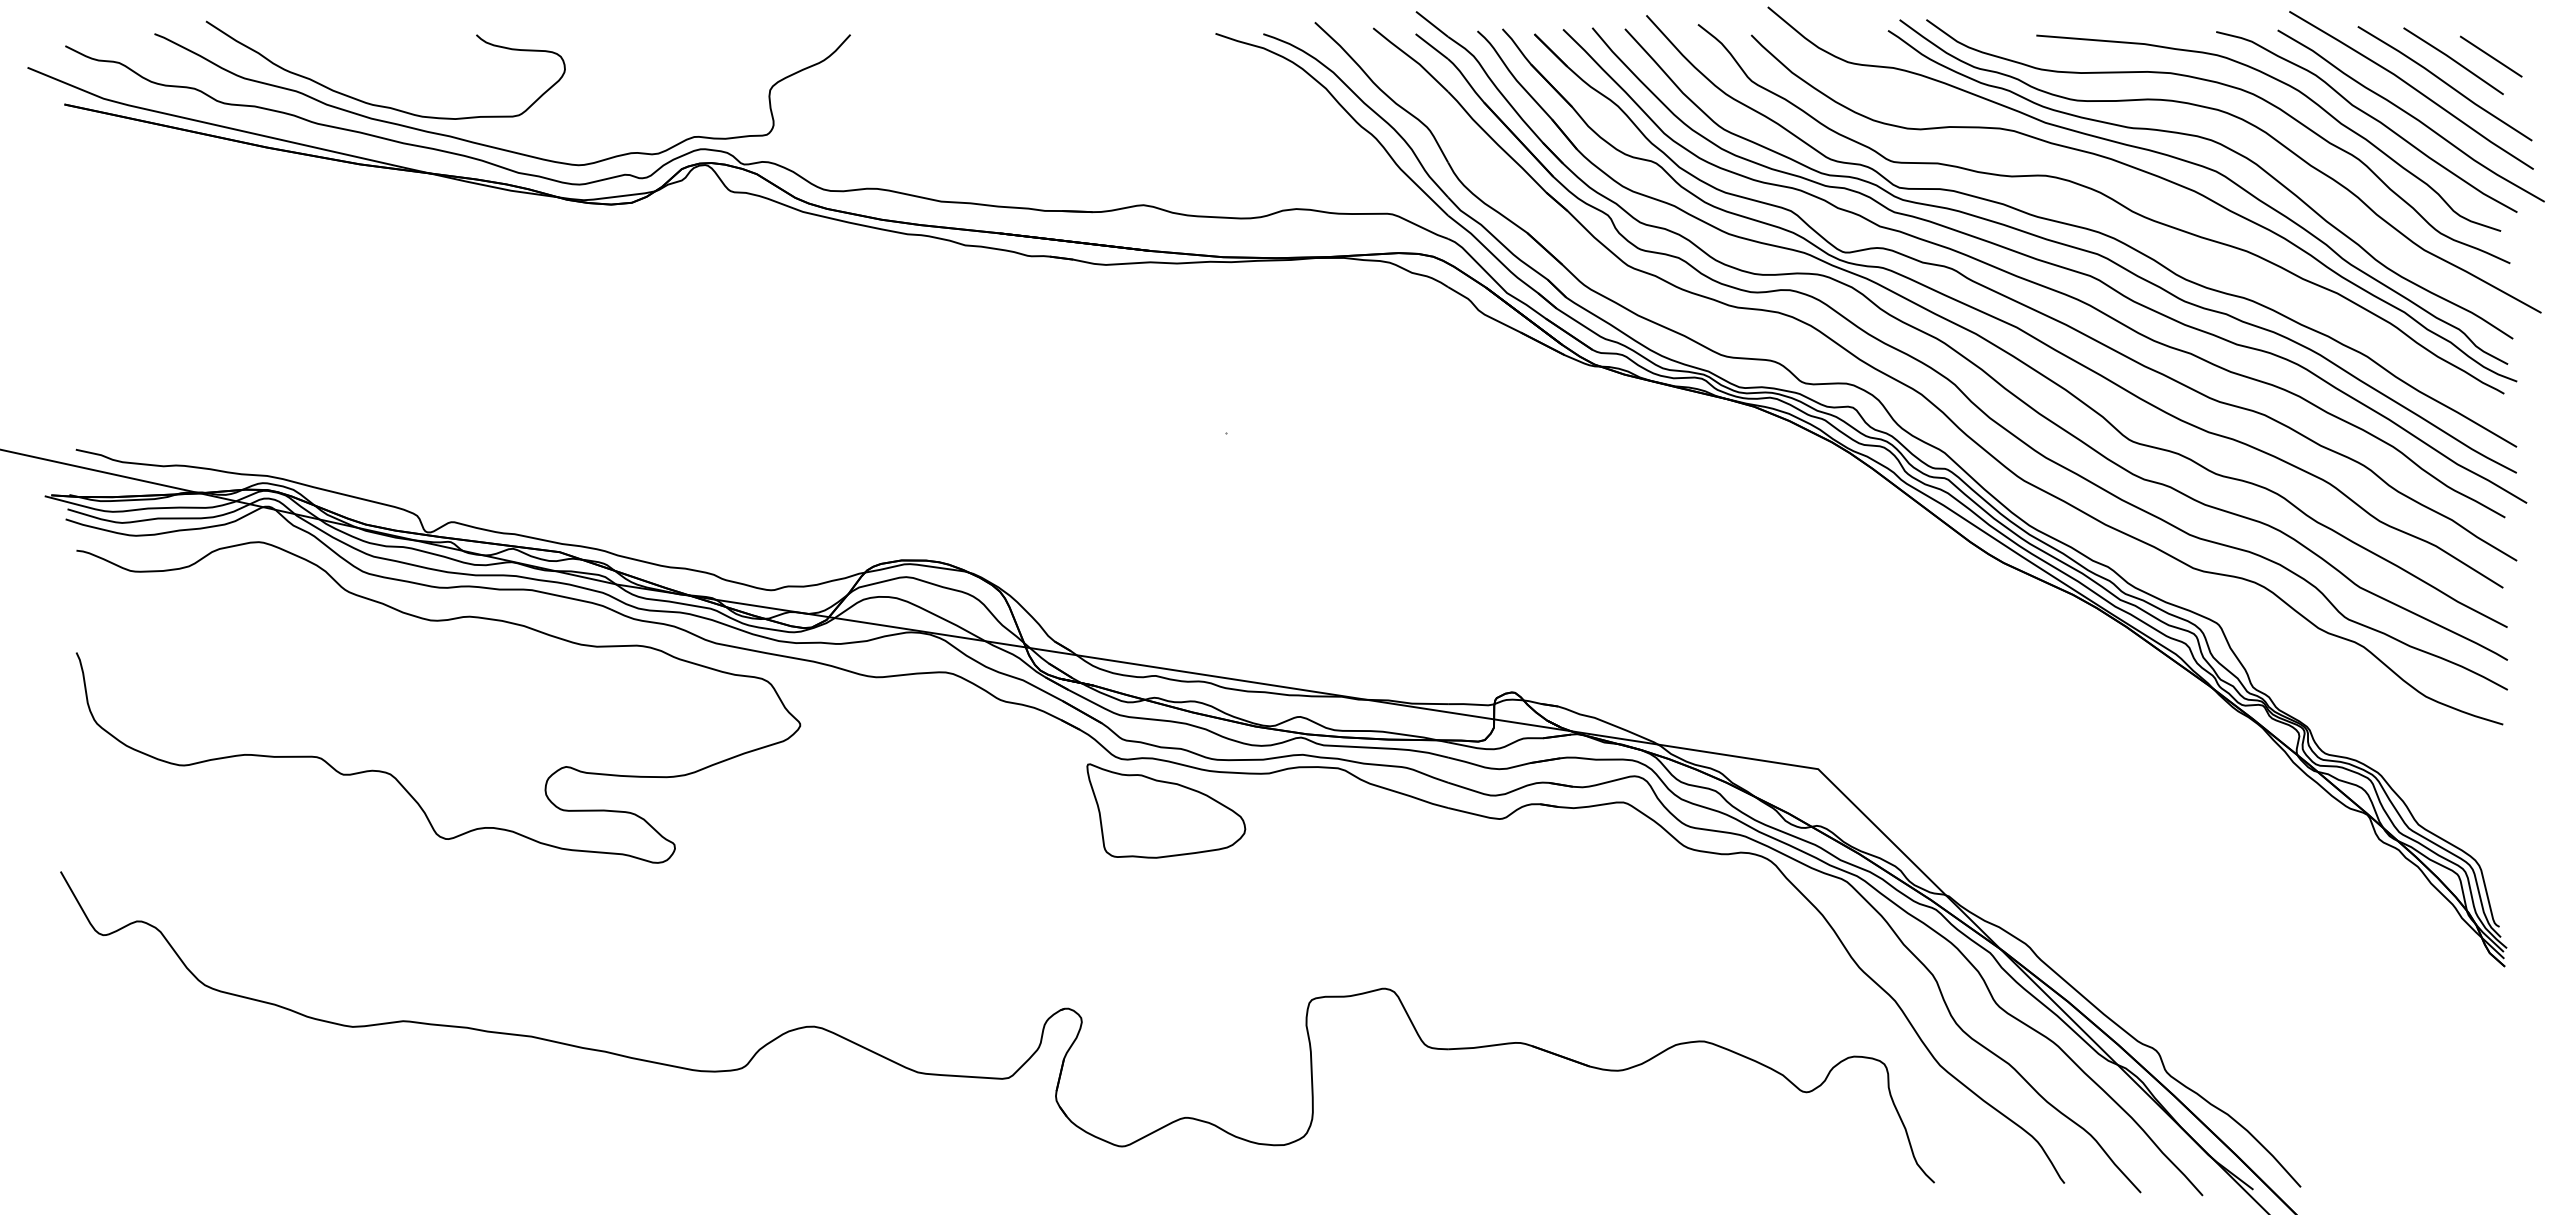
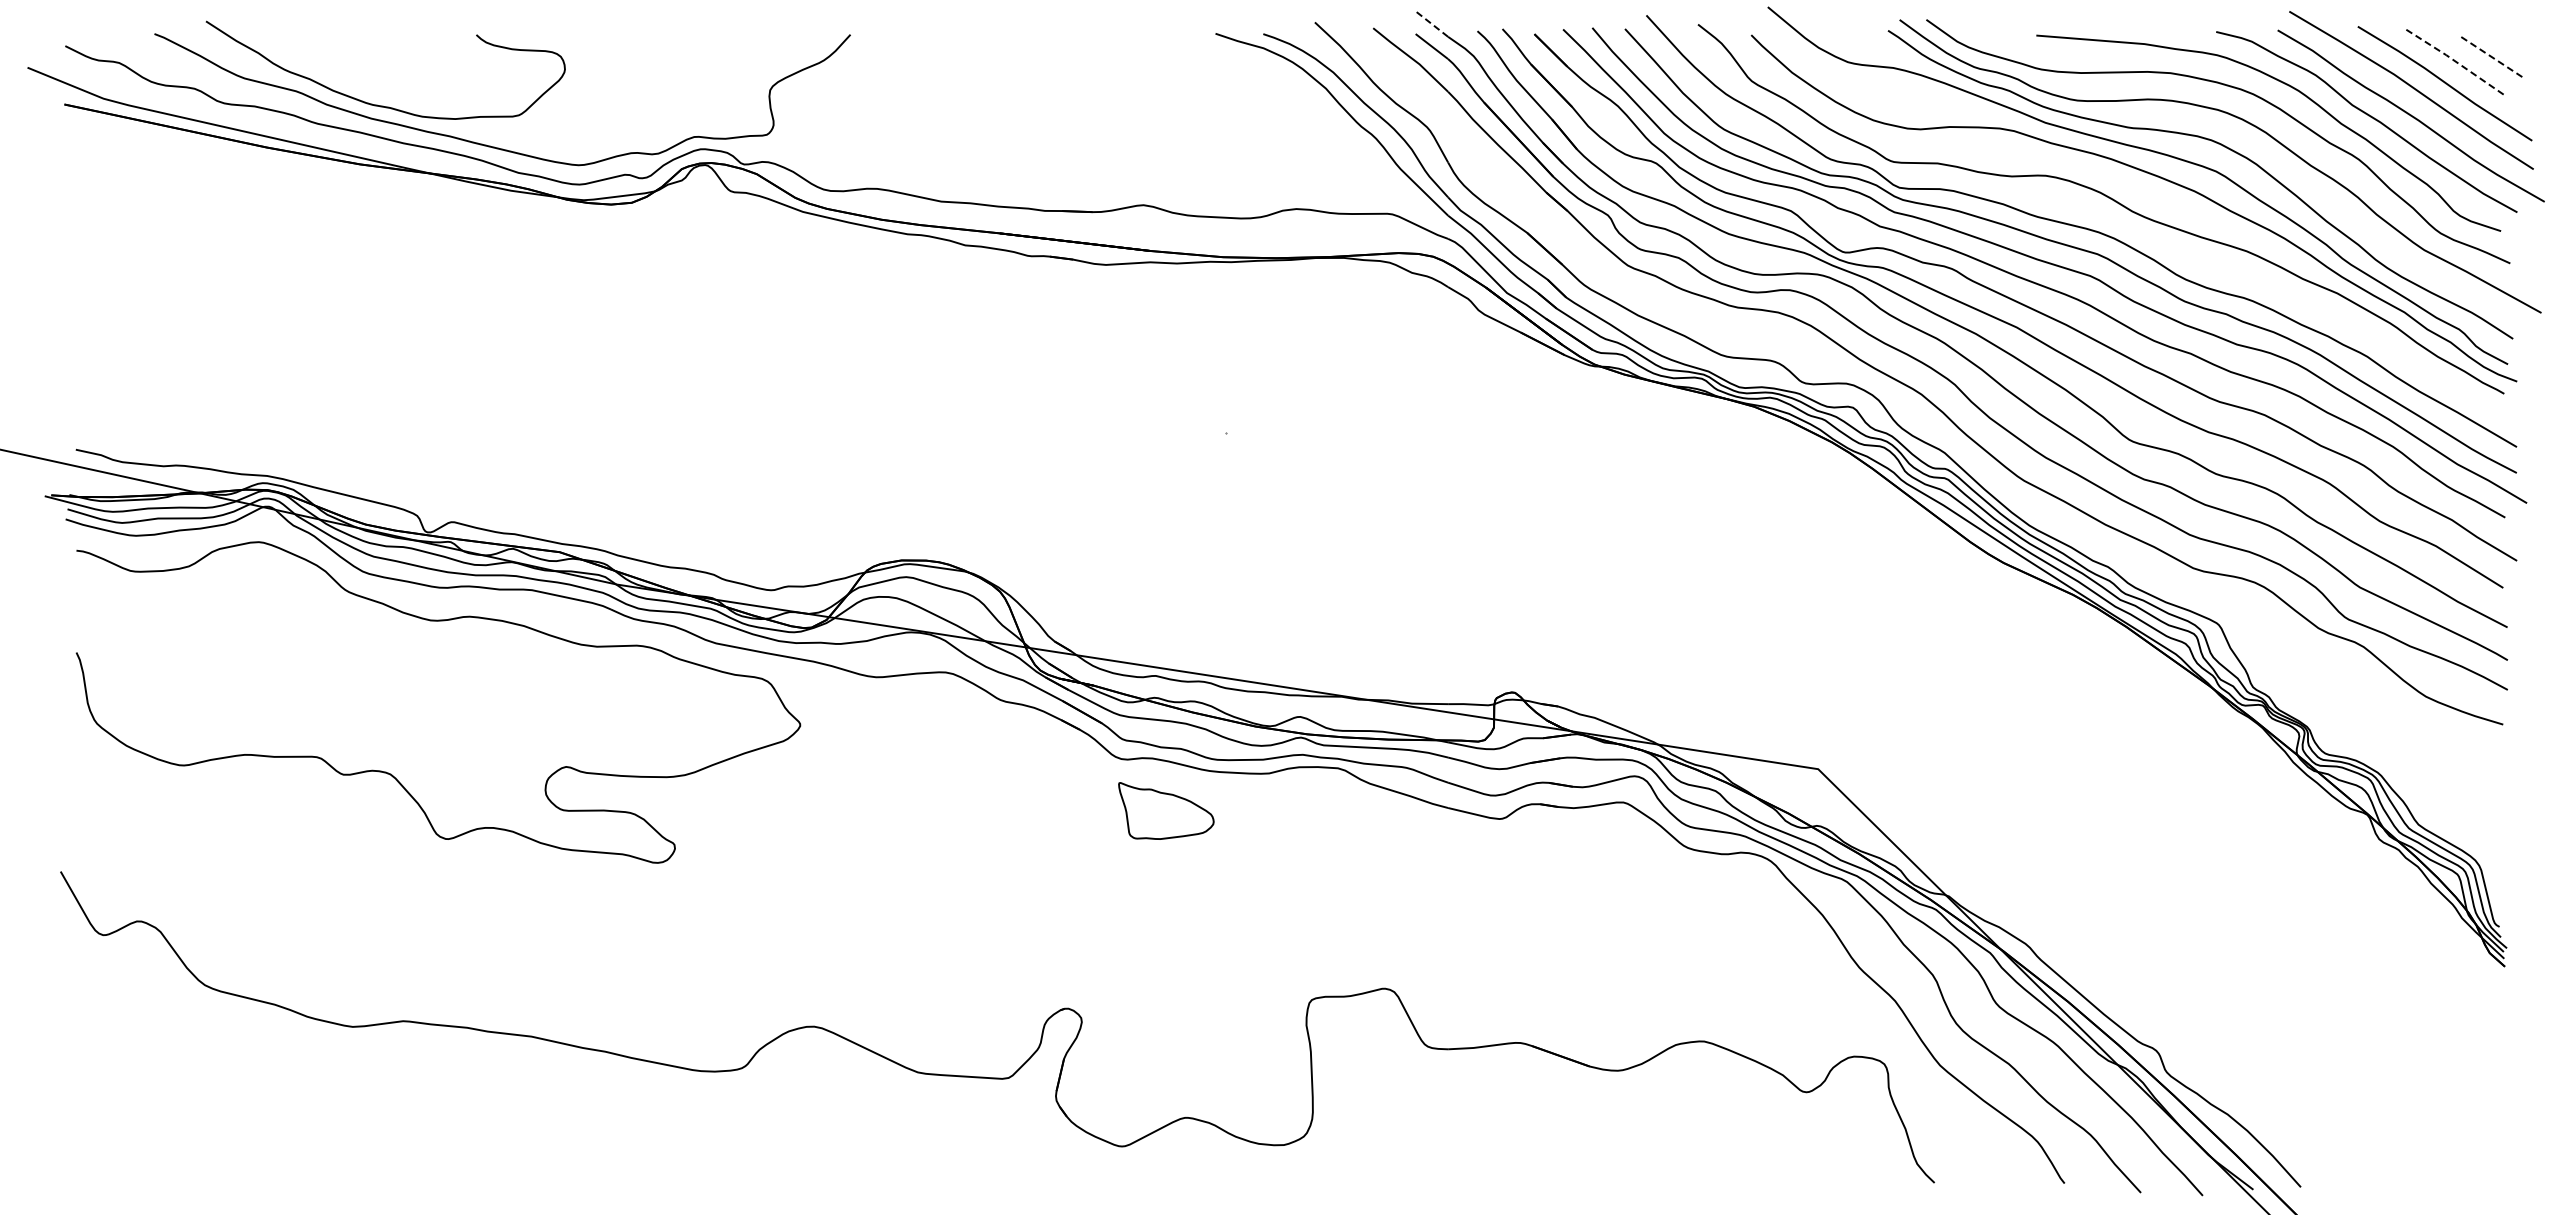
line: solid -> dashed (1431, 23)
line: solid -> dashed (2490, 56)
line: solid -> dashed (2453, 60)
part size: 161x96 px -> 97x58 px (1166, 810)
